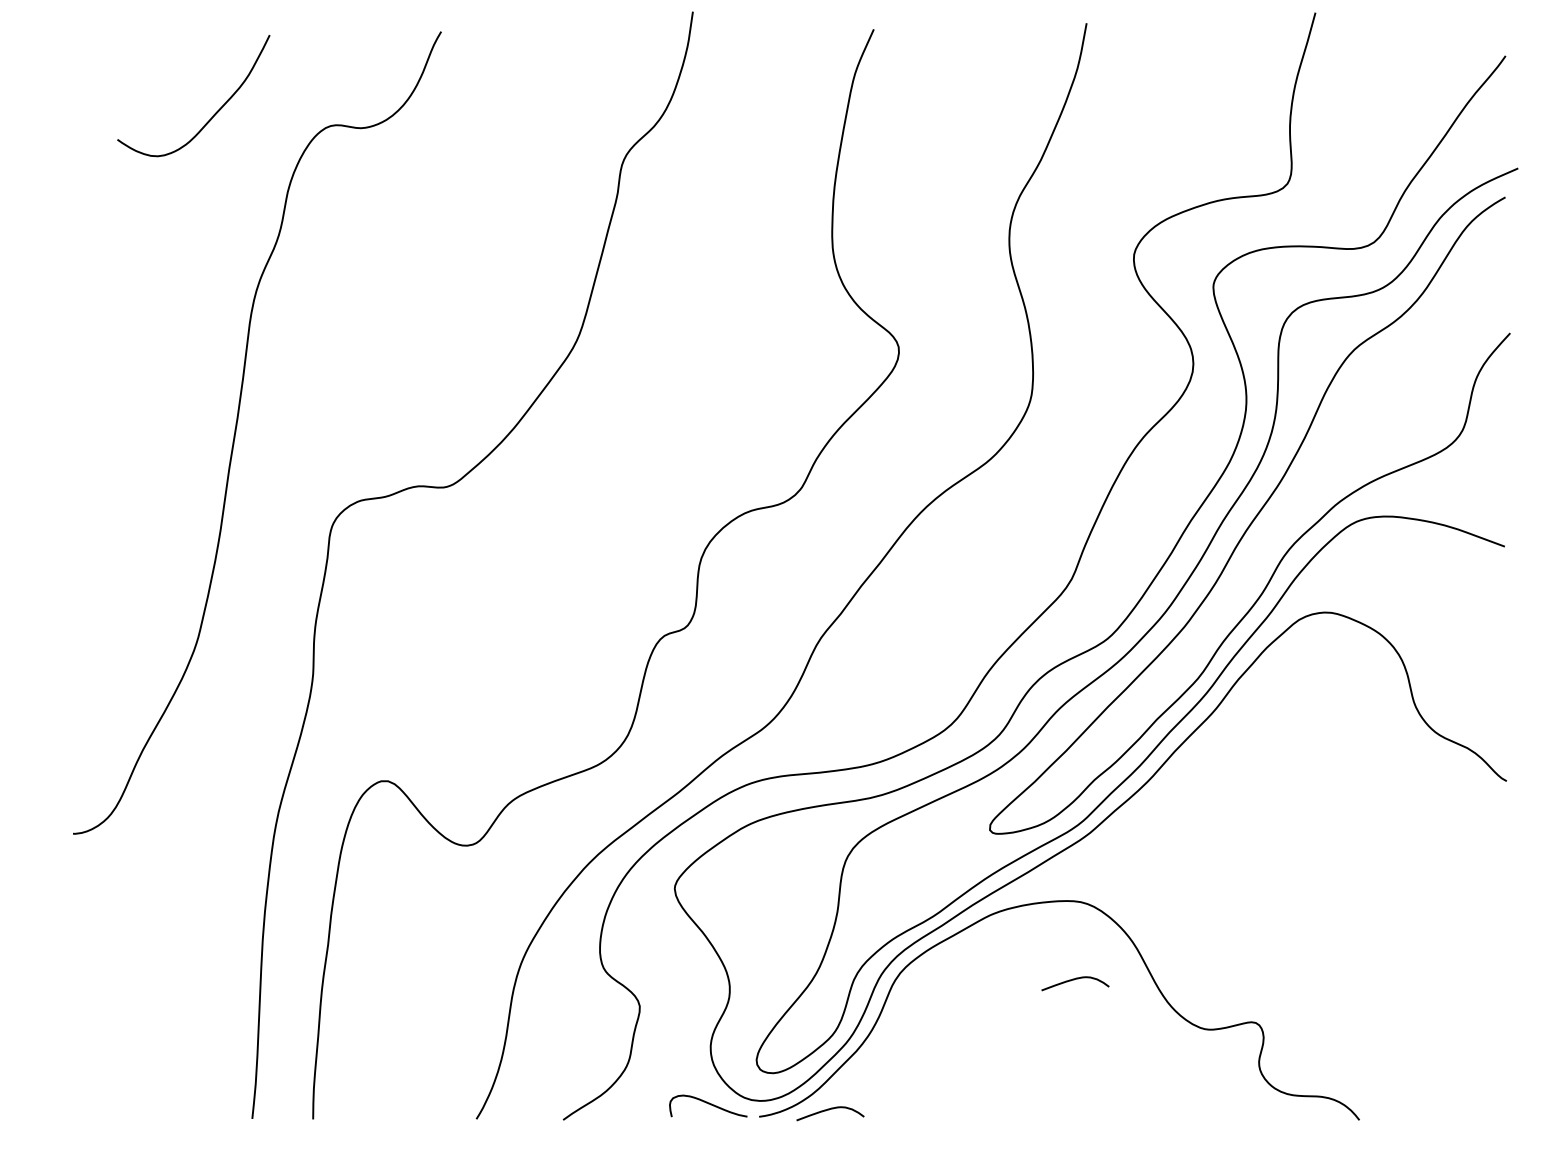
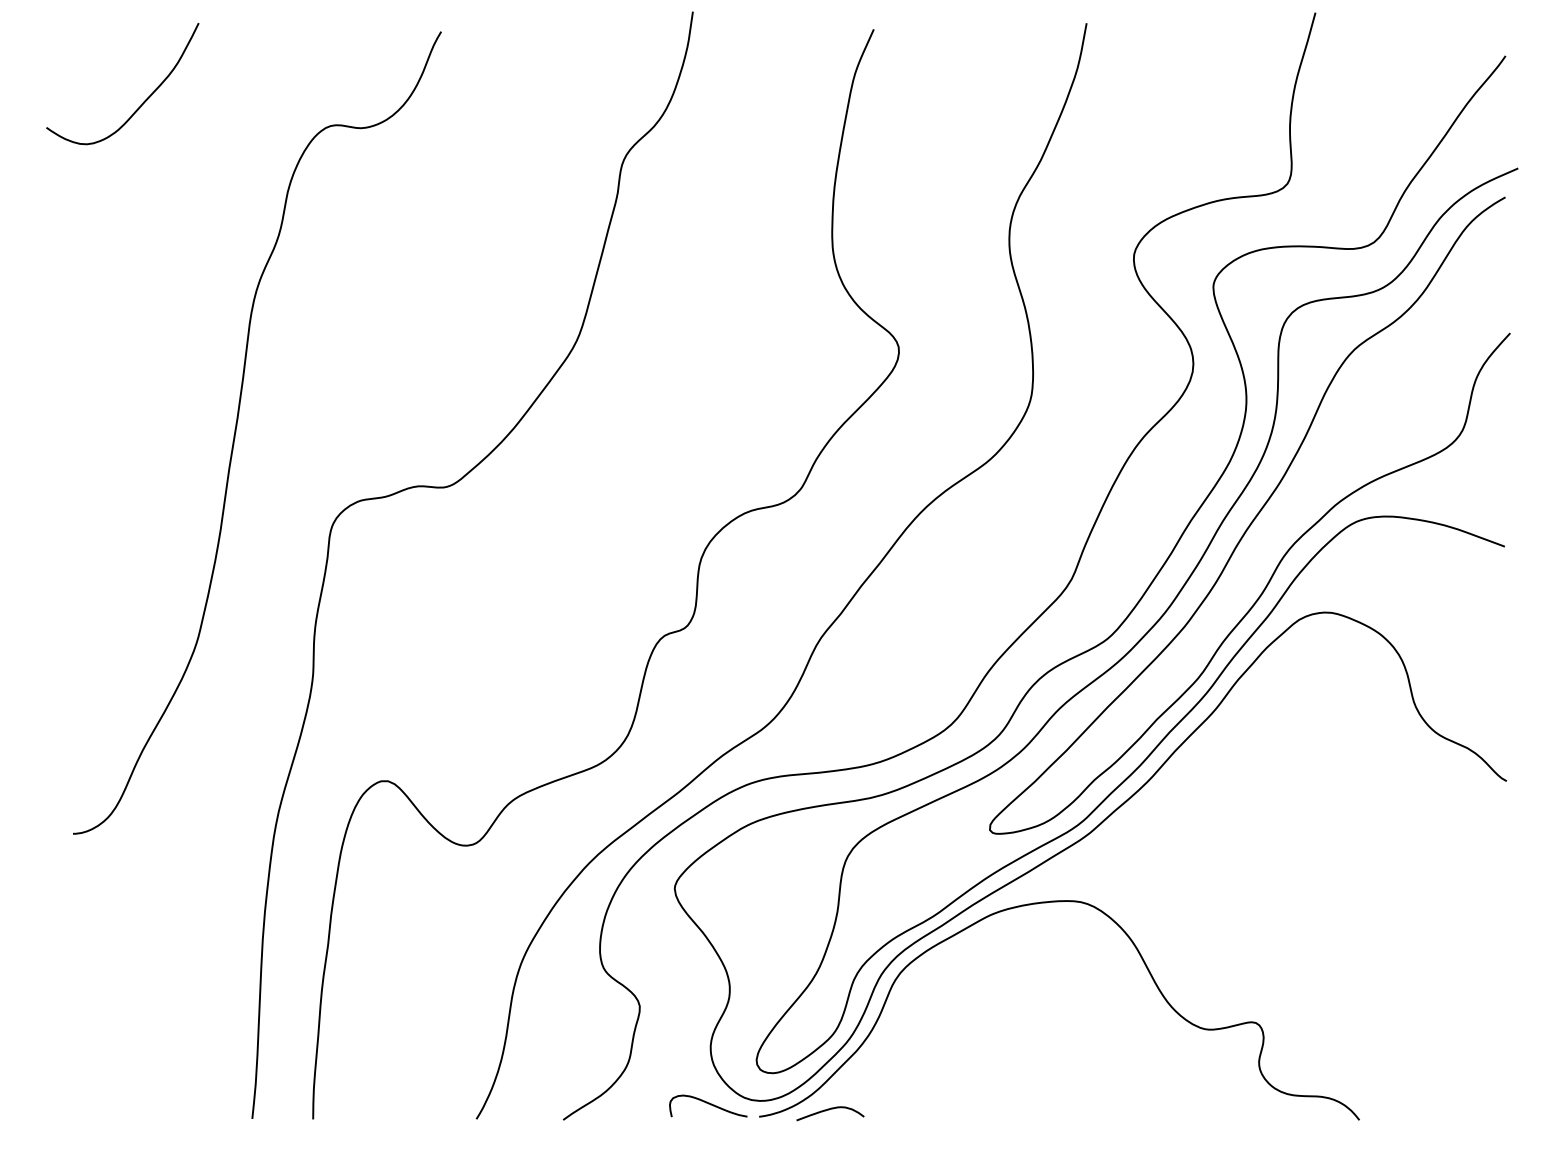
curve position: (212, 115) -> (141, 103) (141, 103)
curve: present -> none (1074, 980)
